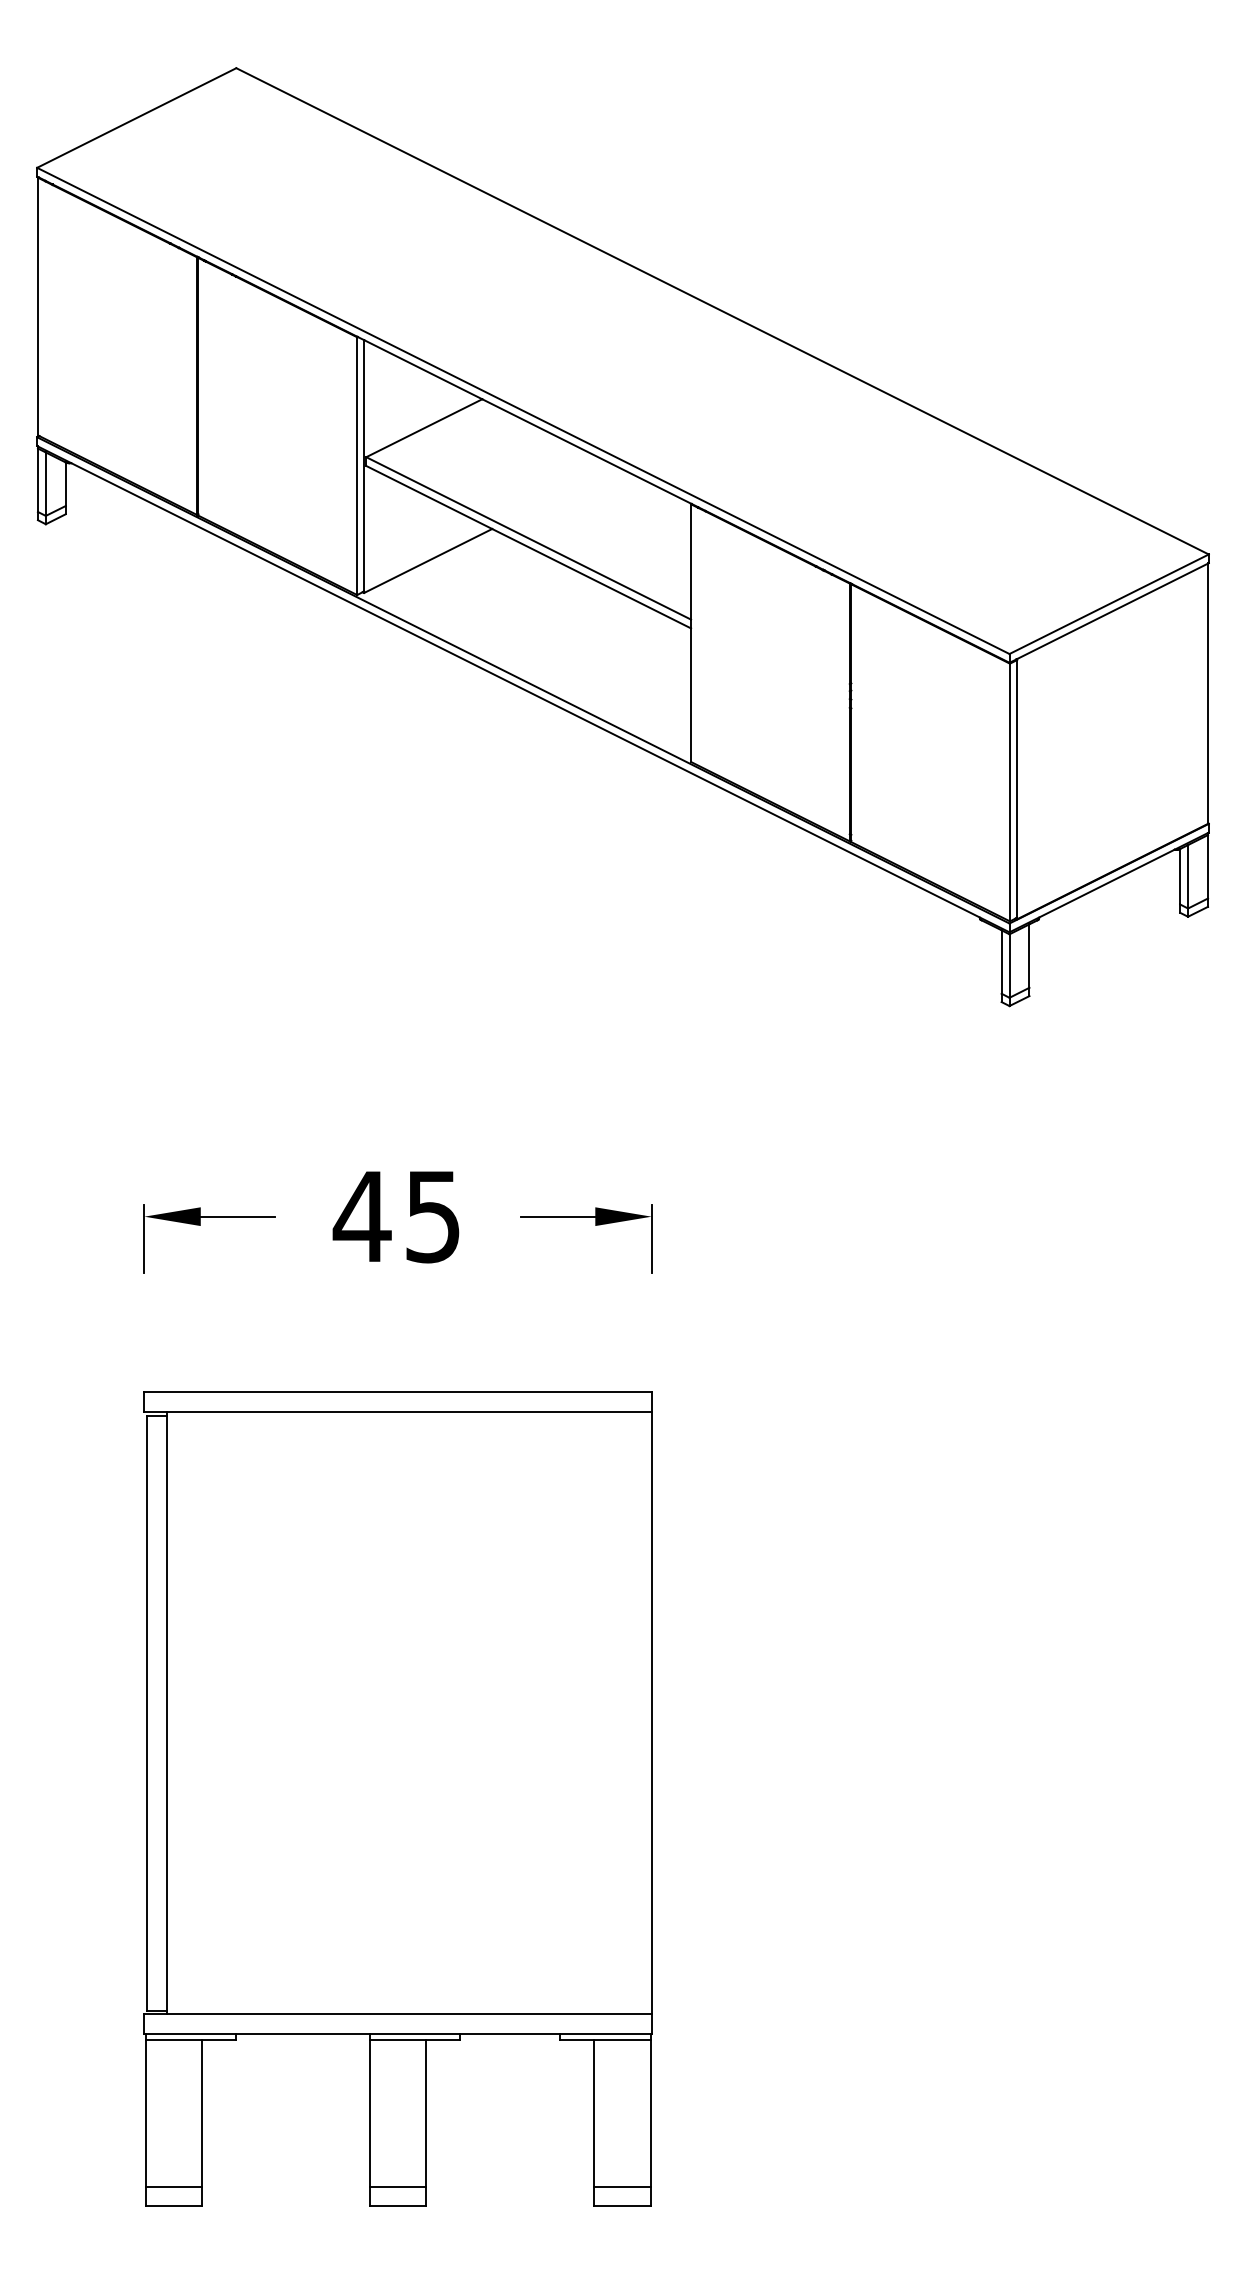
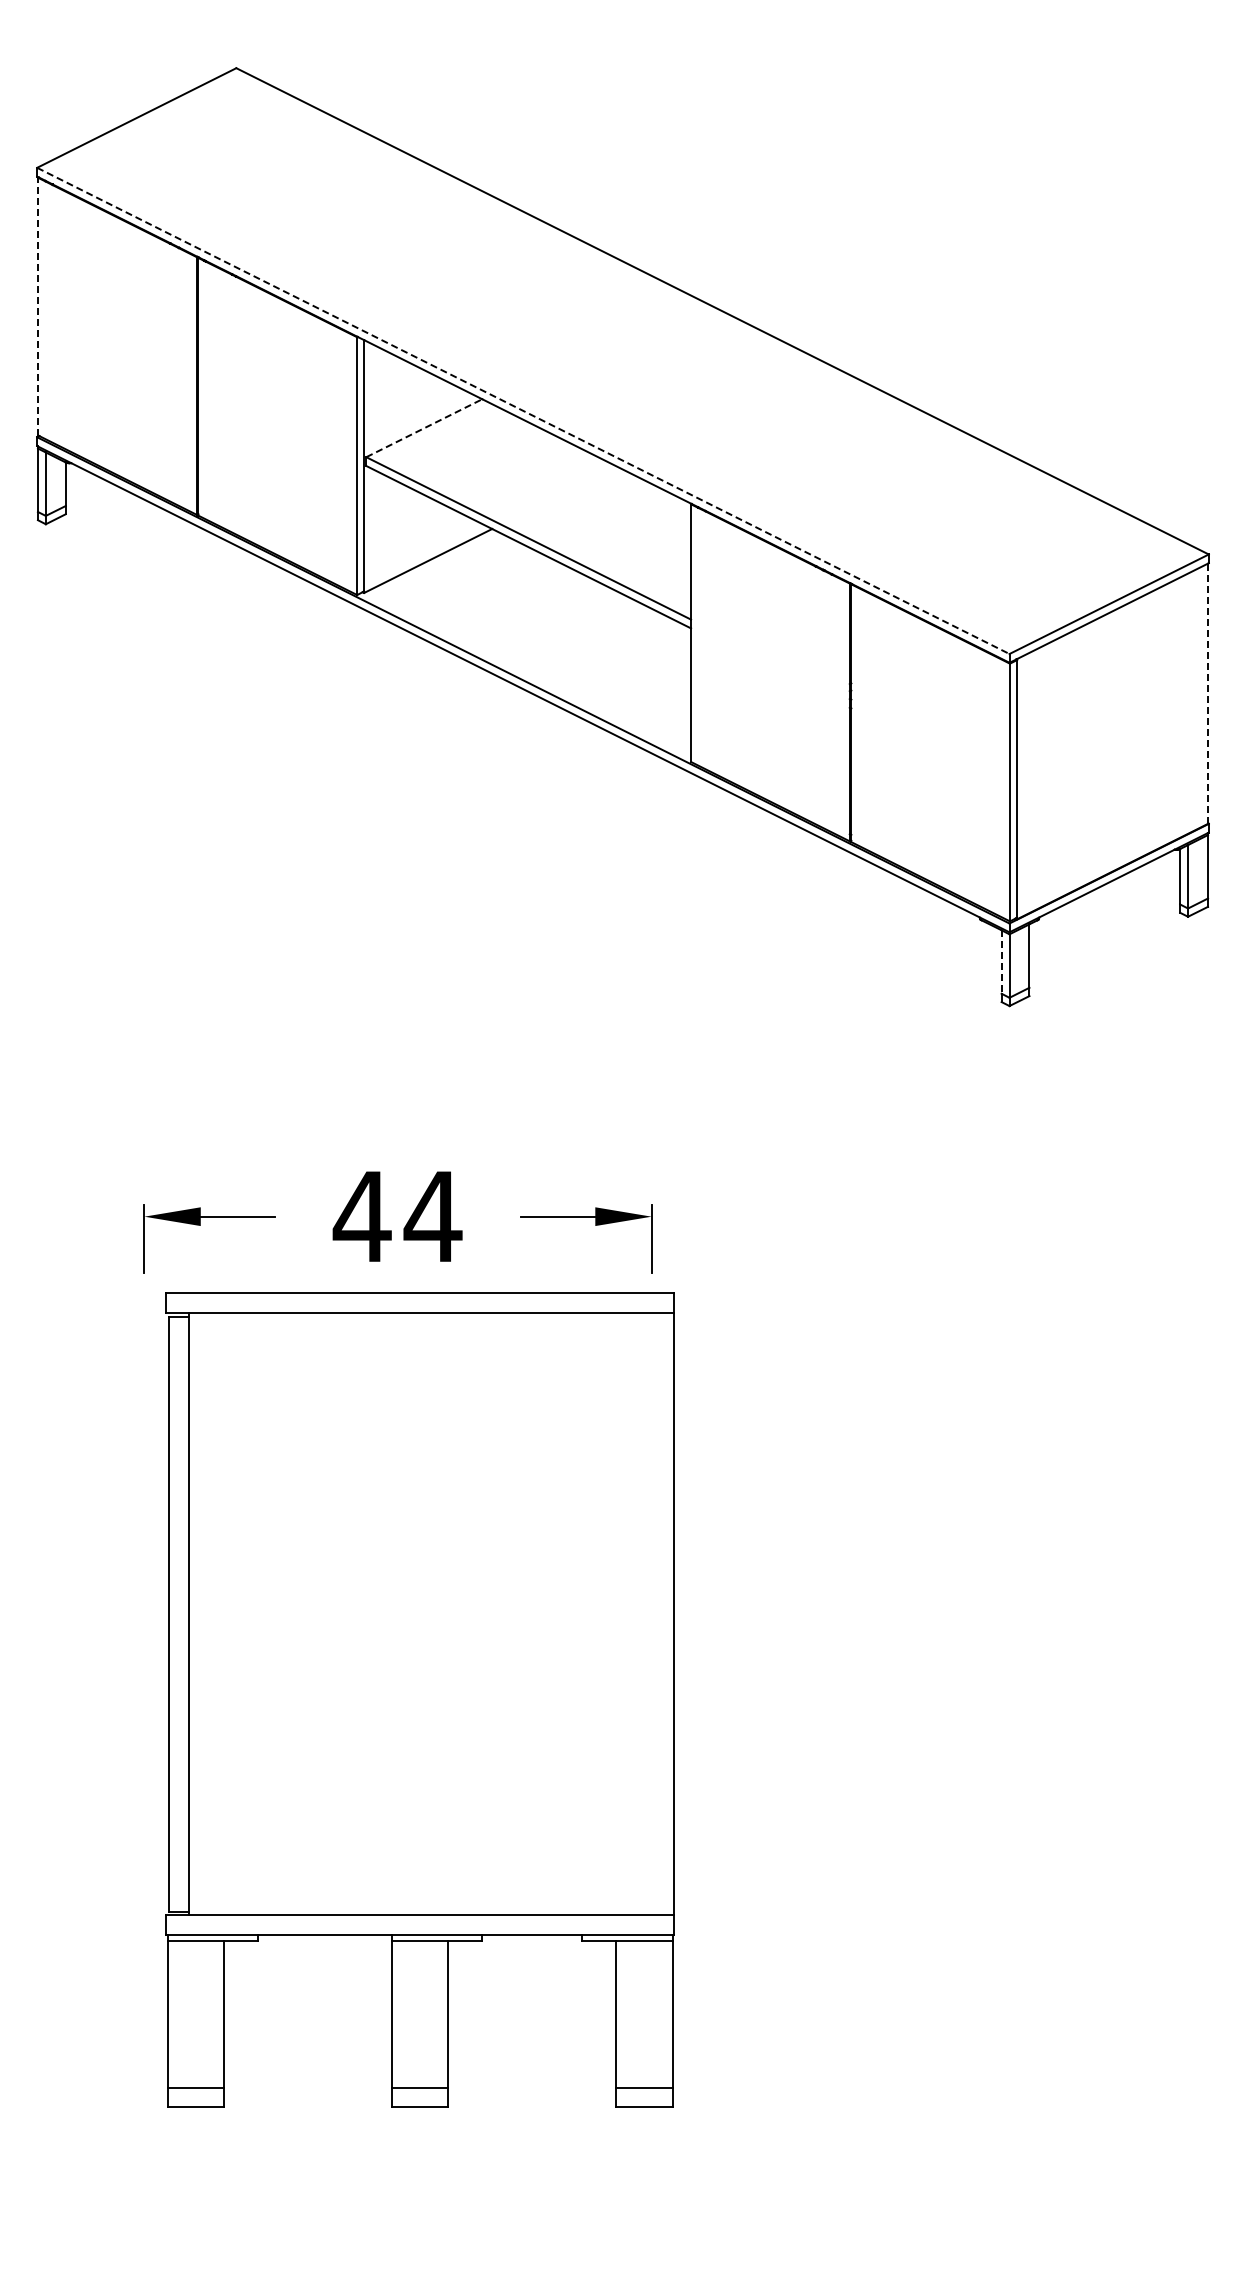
line: solid -> dashed (38, 306)
line: solid -> dashed (523, 410)
line: solid -> dashed (424, 428)
line: solid -> dashed (1208, 693)
line: solid -> dashed (1001, 962)
text: 45 -> 44 (432, 1217)
part position: (397, 1798) -> (419, 1699) (419, 1699)
